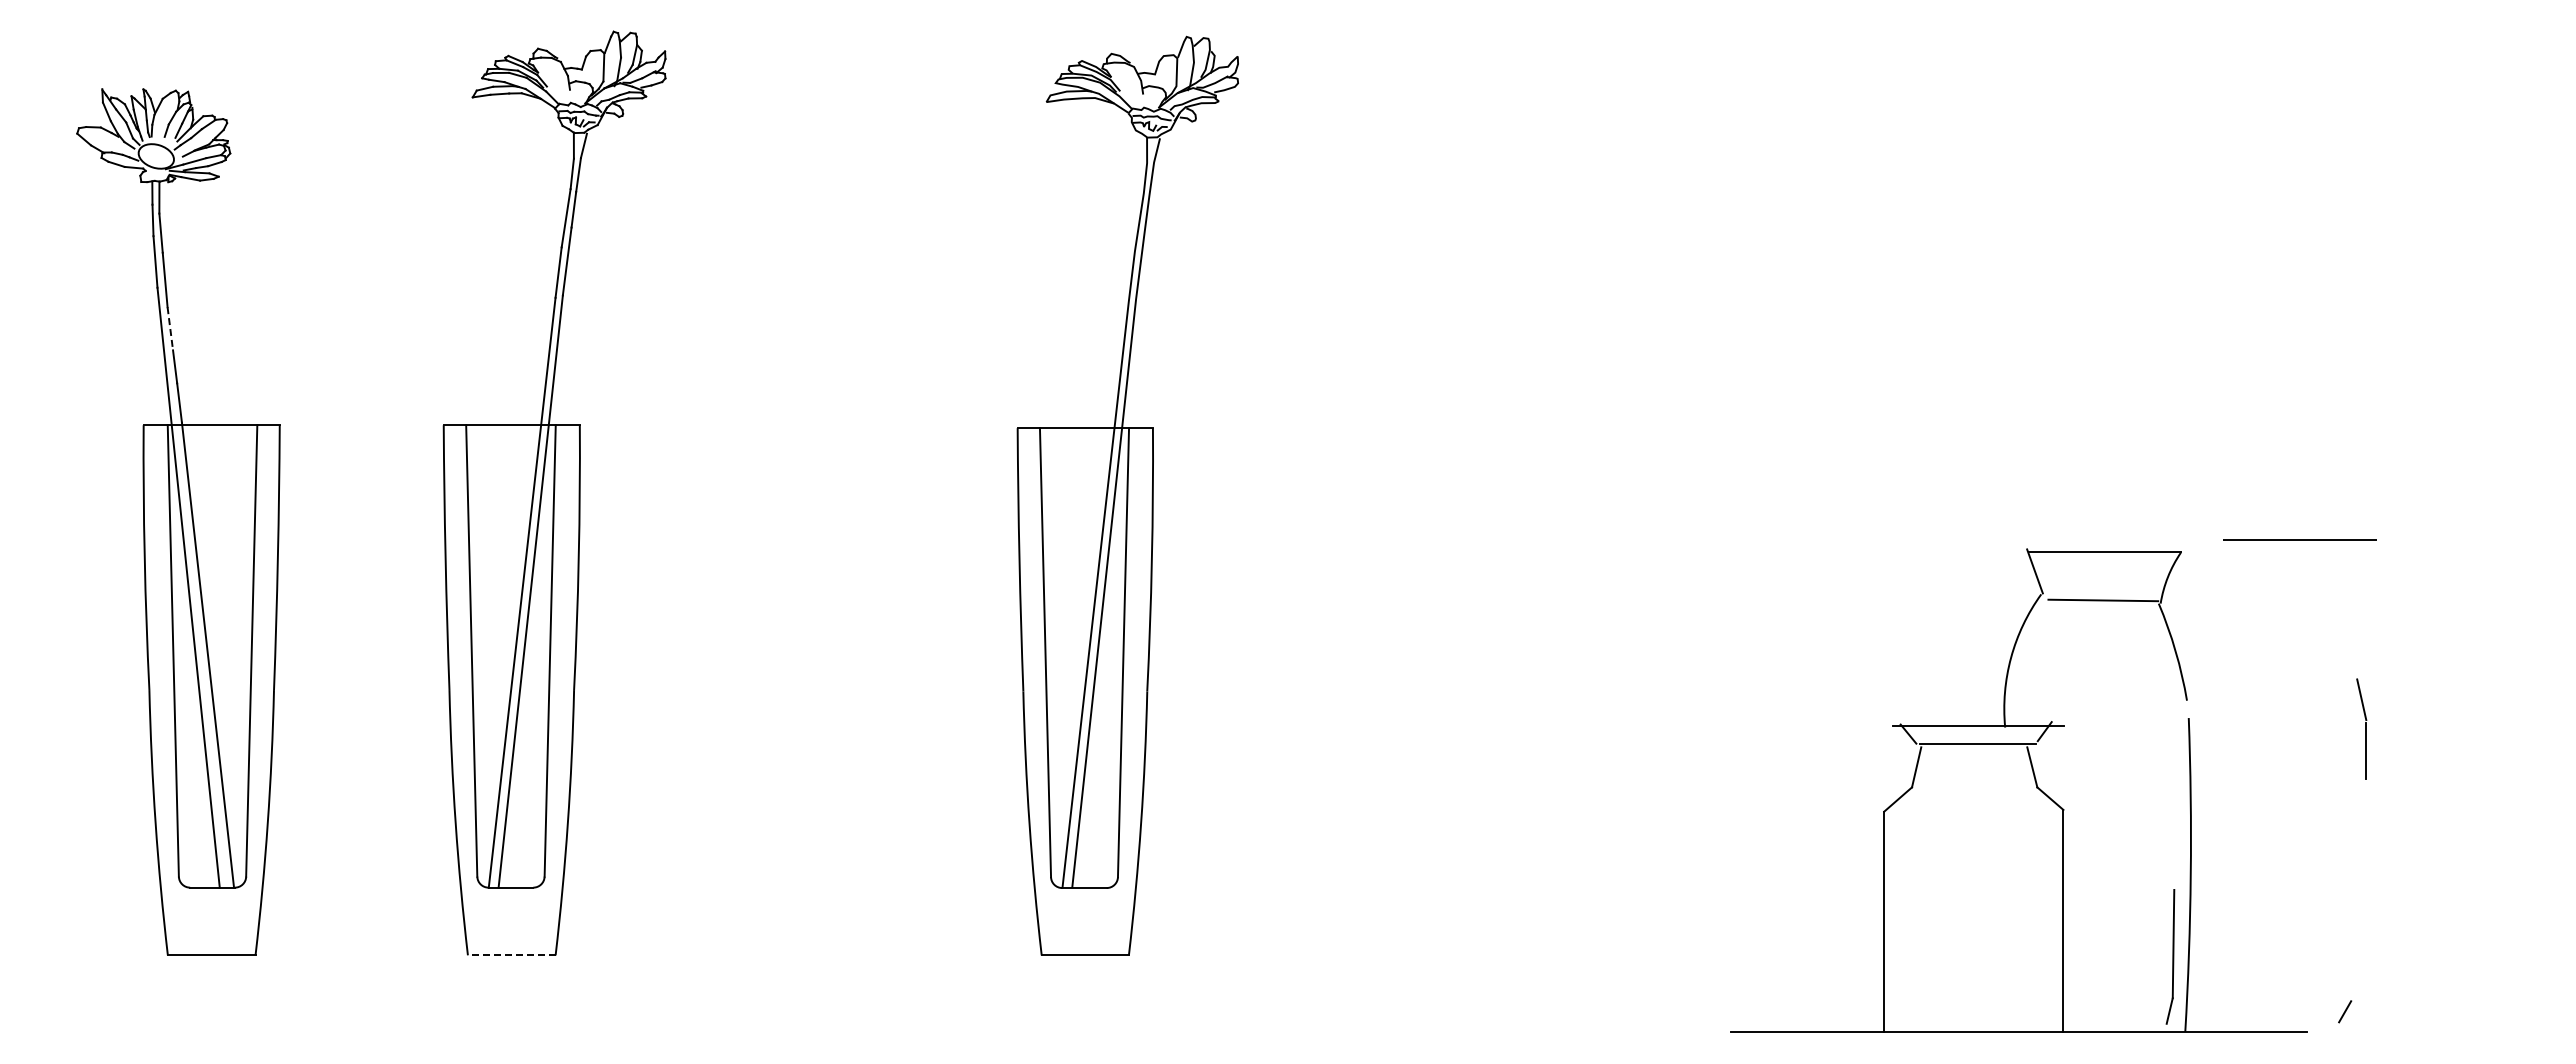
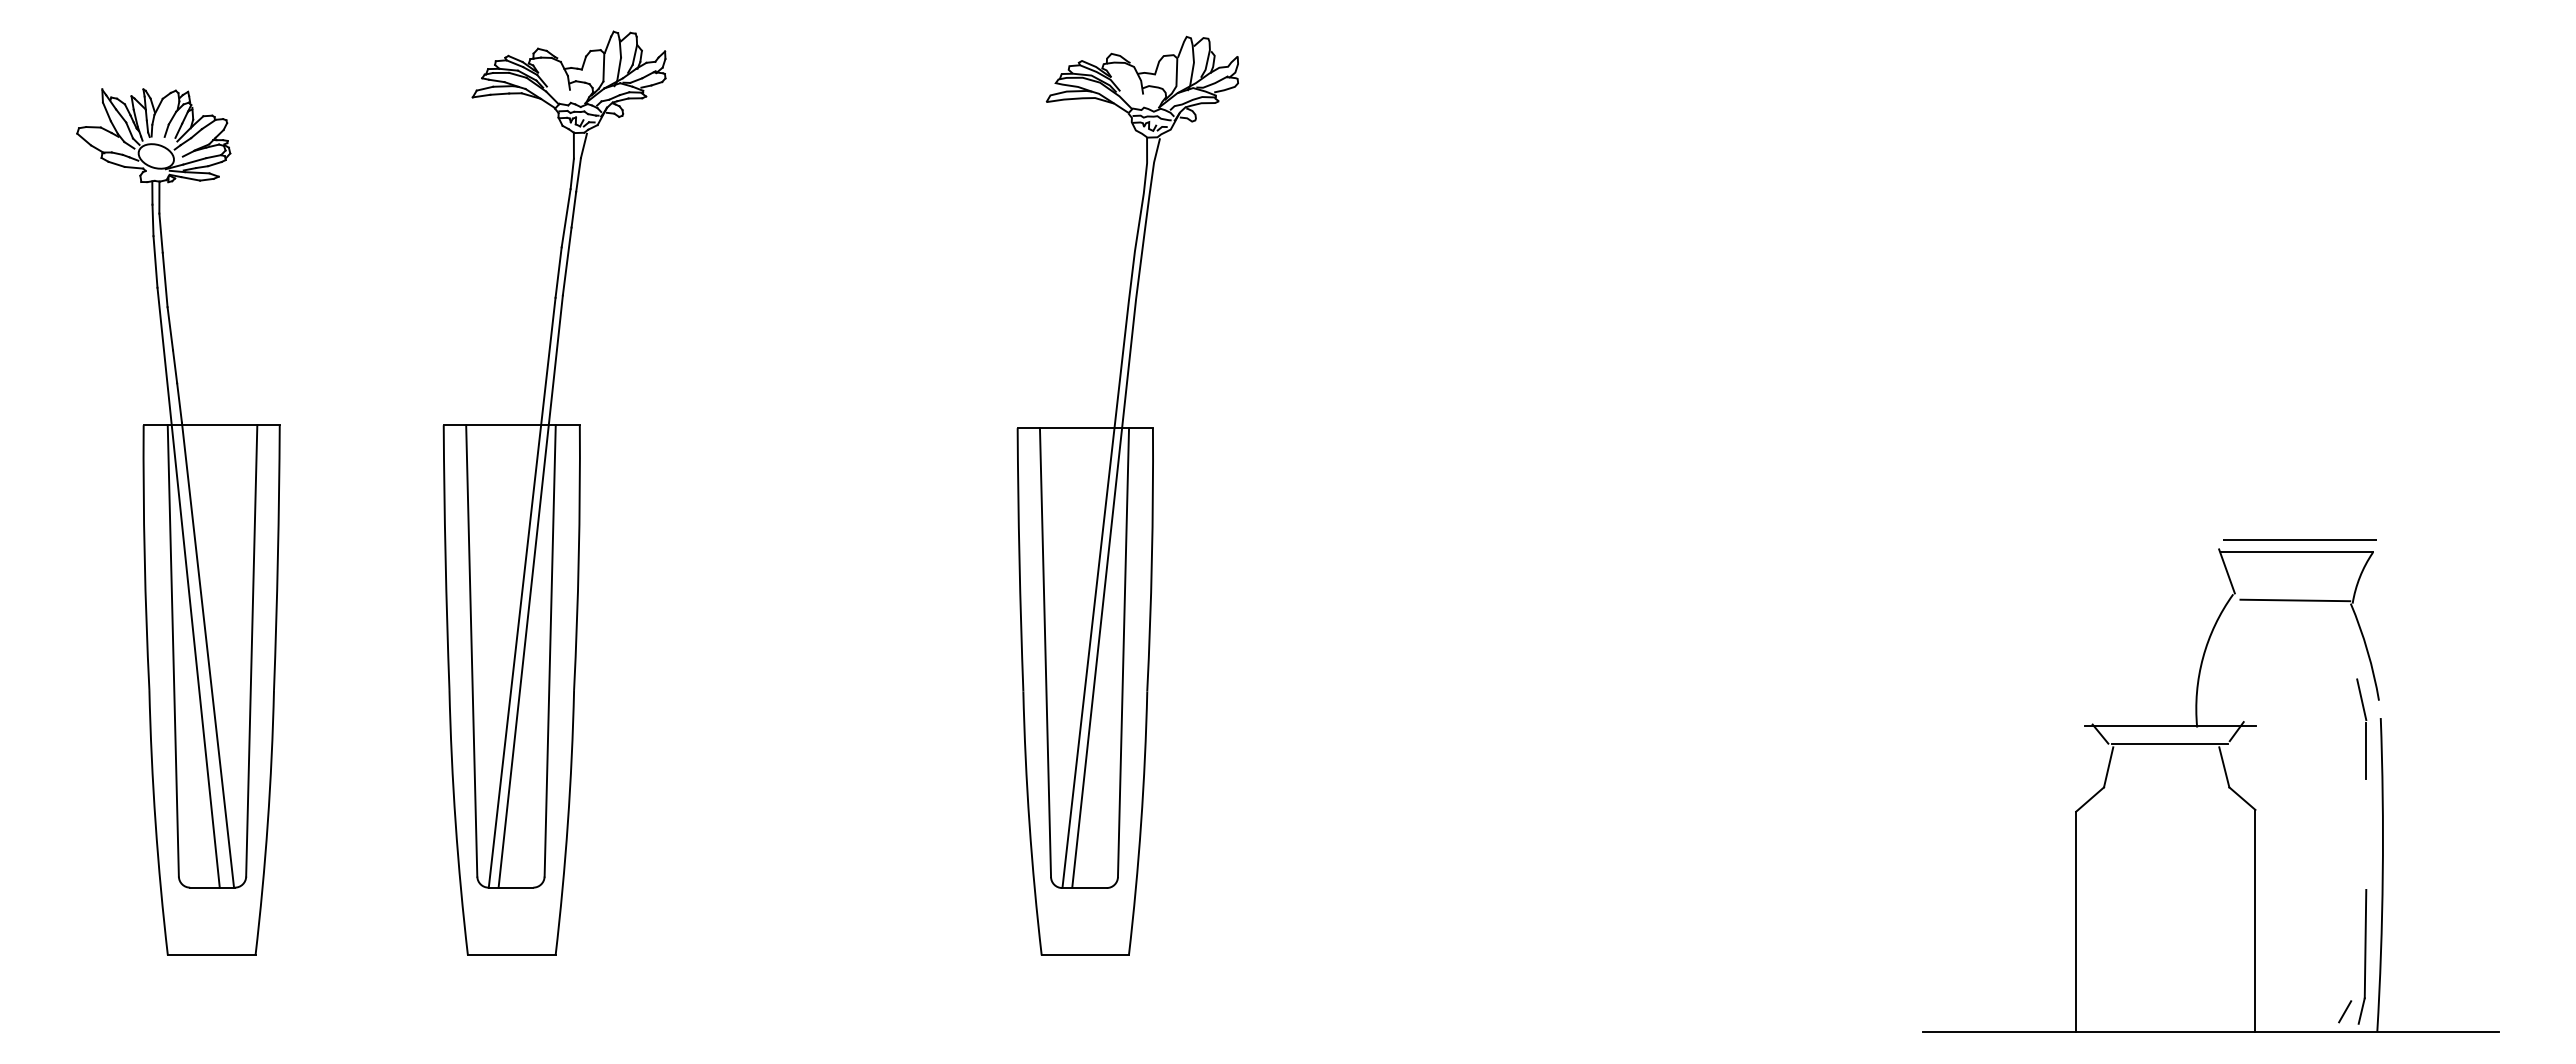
line: dashed -> solid (170, 328)
part position: (2035, 784) -> (2227, 784) (2227, 784)
line: dashed -> solid (511, 955)
